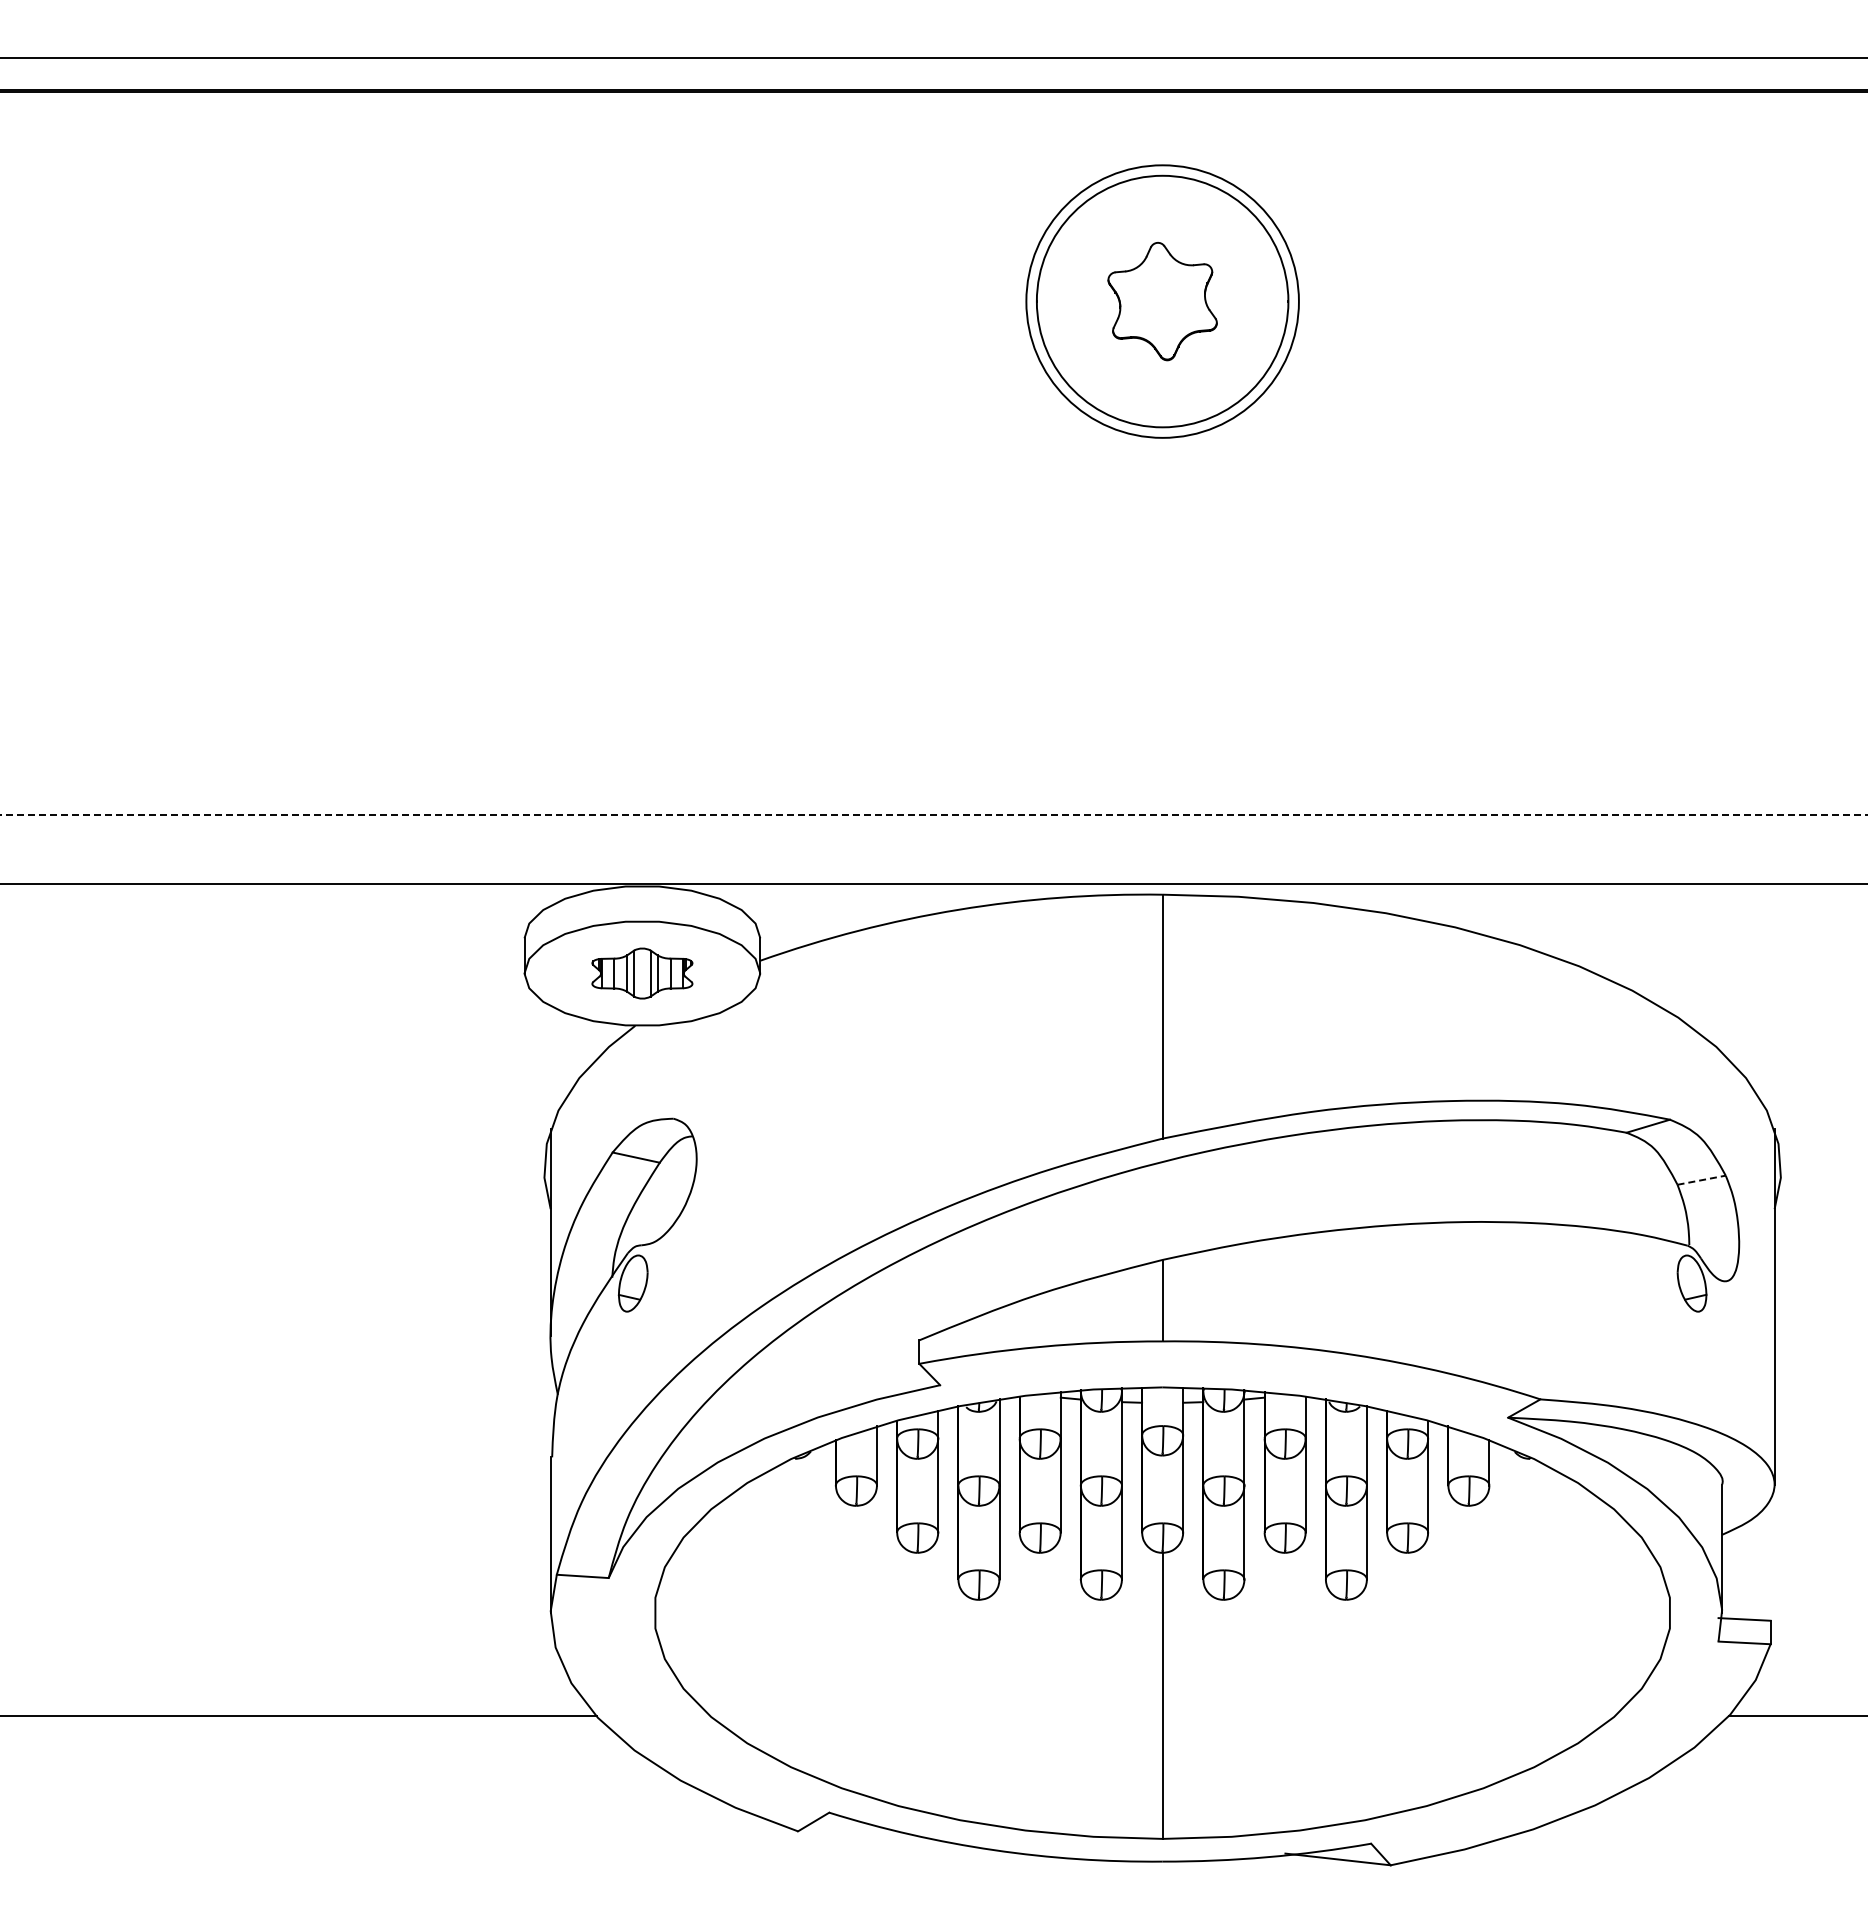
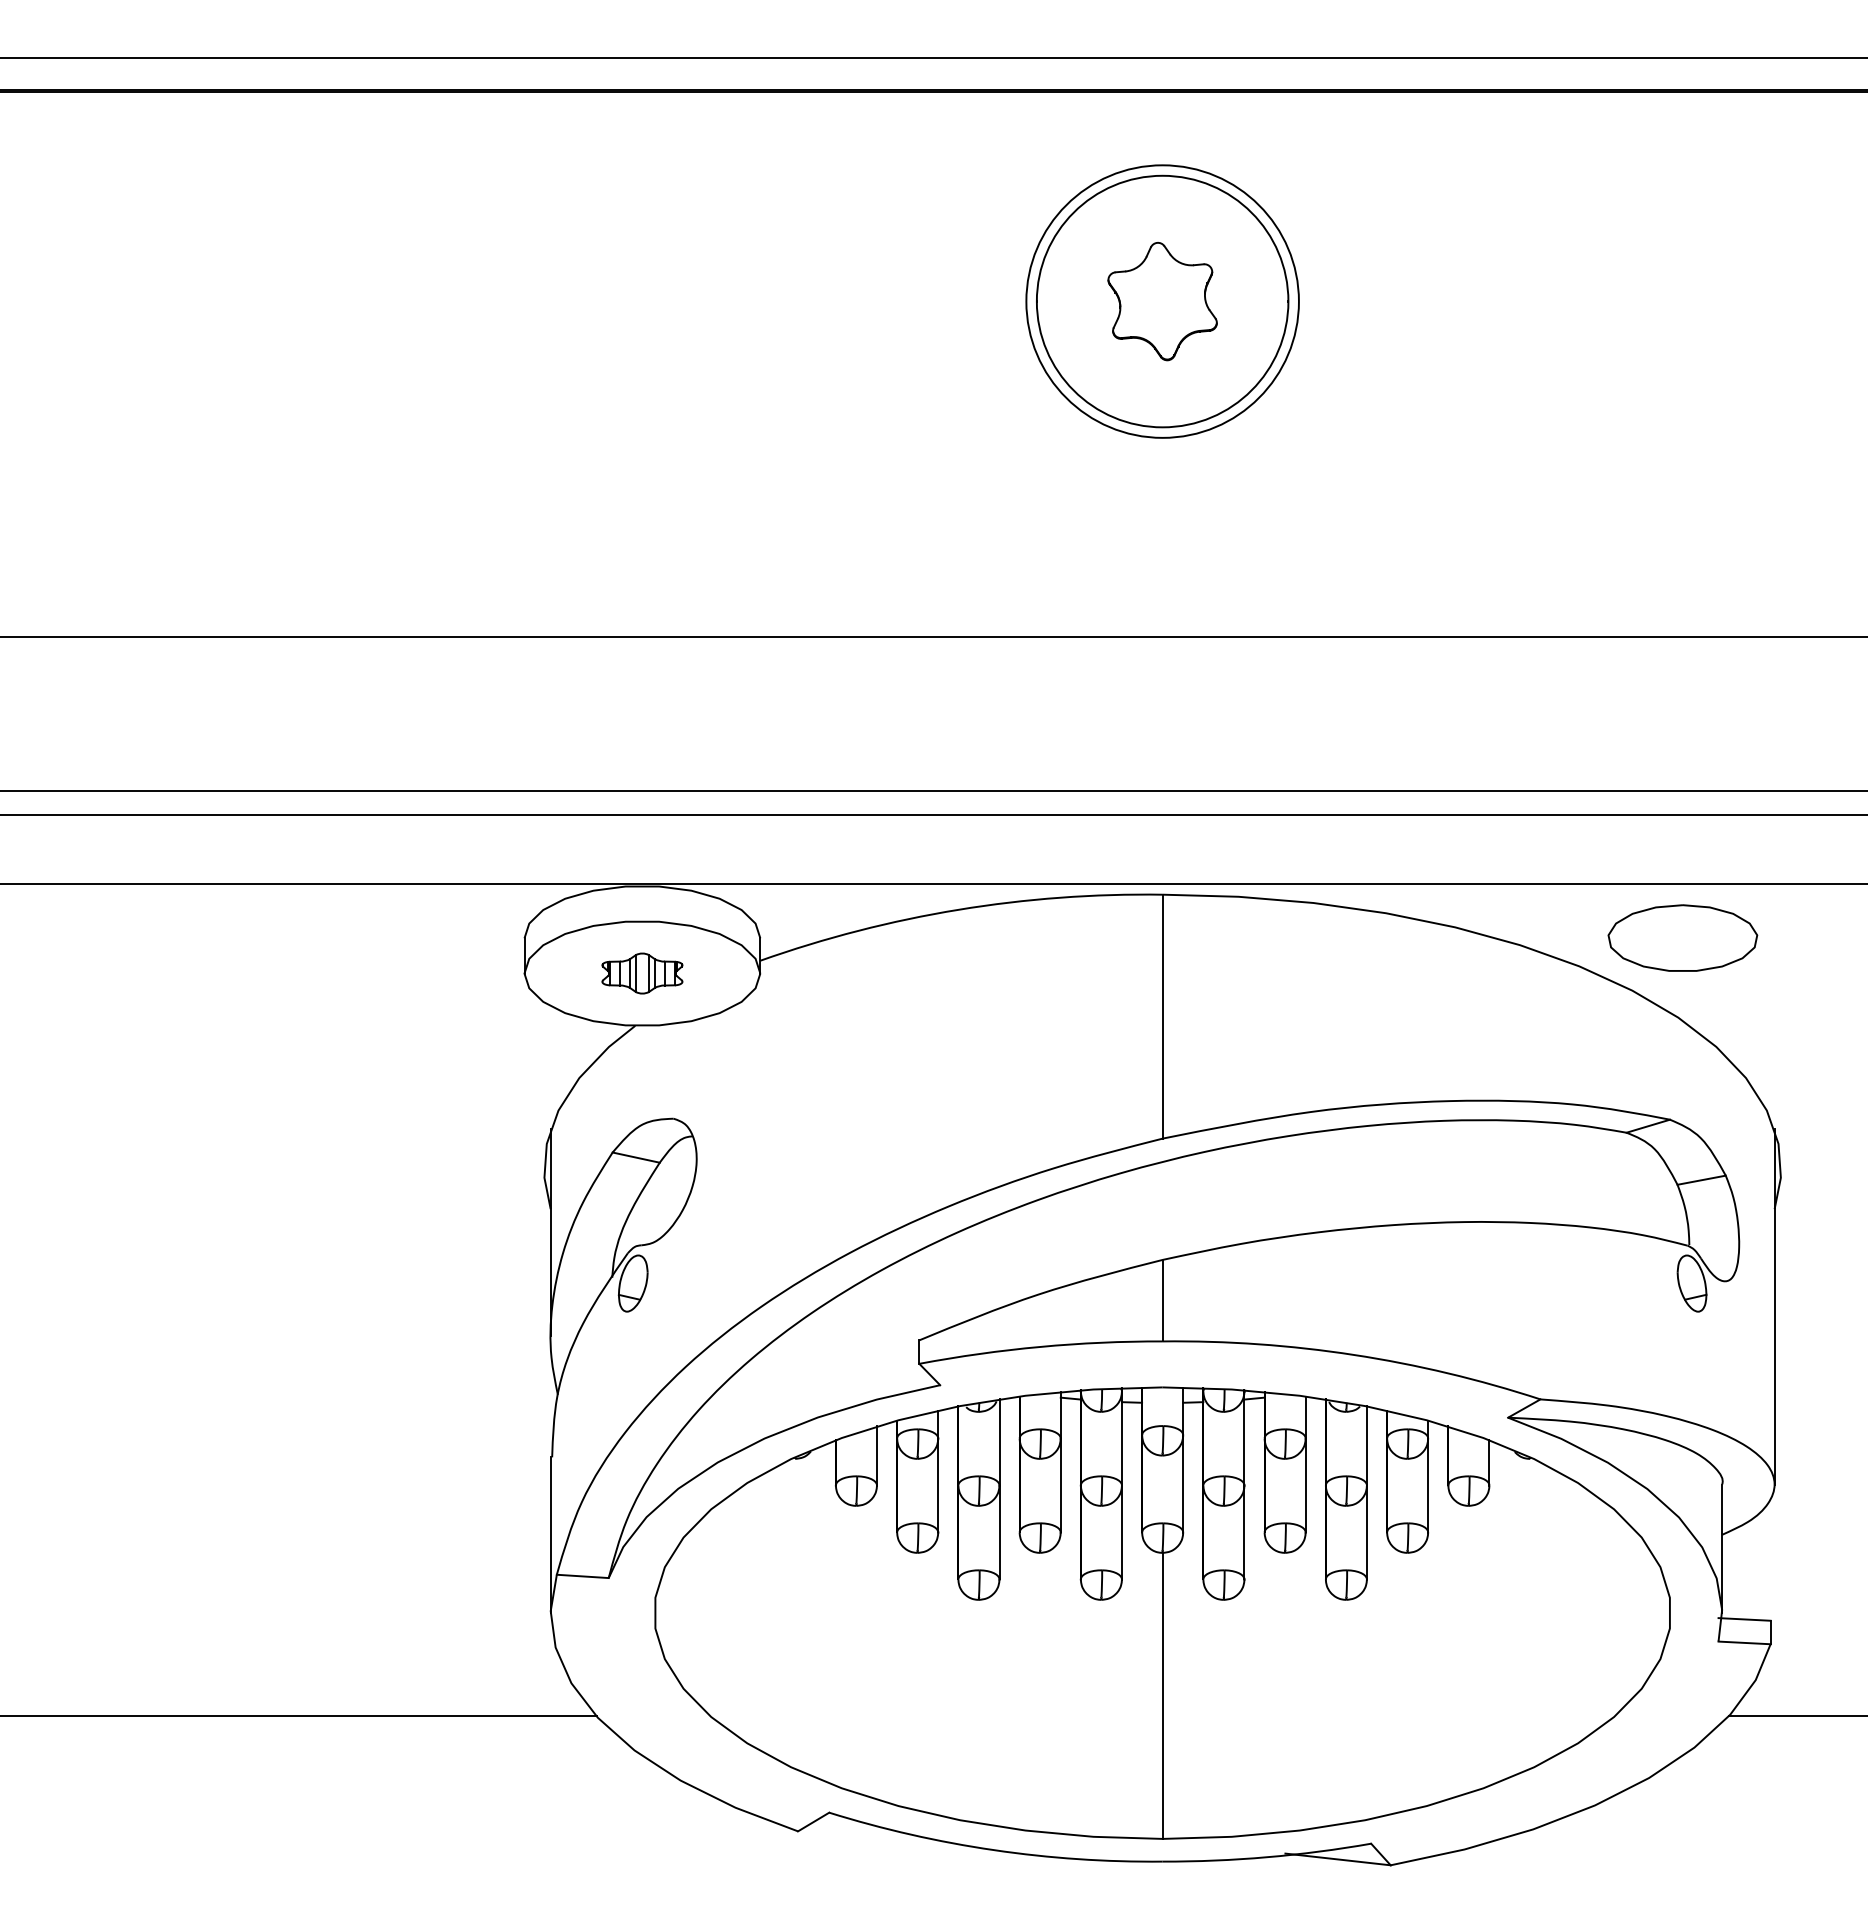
line: none -> present (933, 637)
line: none -> present (933, 791)
line: dashed -> solid (934, 815)
part: none -> present (1682, 937)
part size: 103x53 px -> 83x43 px (642, 973)
line: dashed -> solid (1701, 1180)
